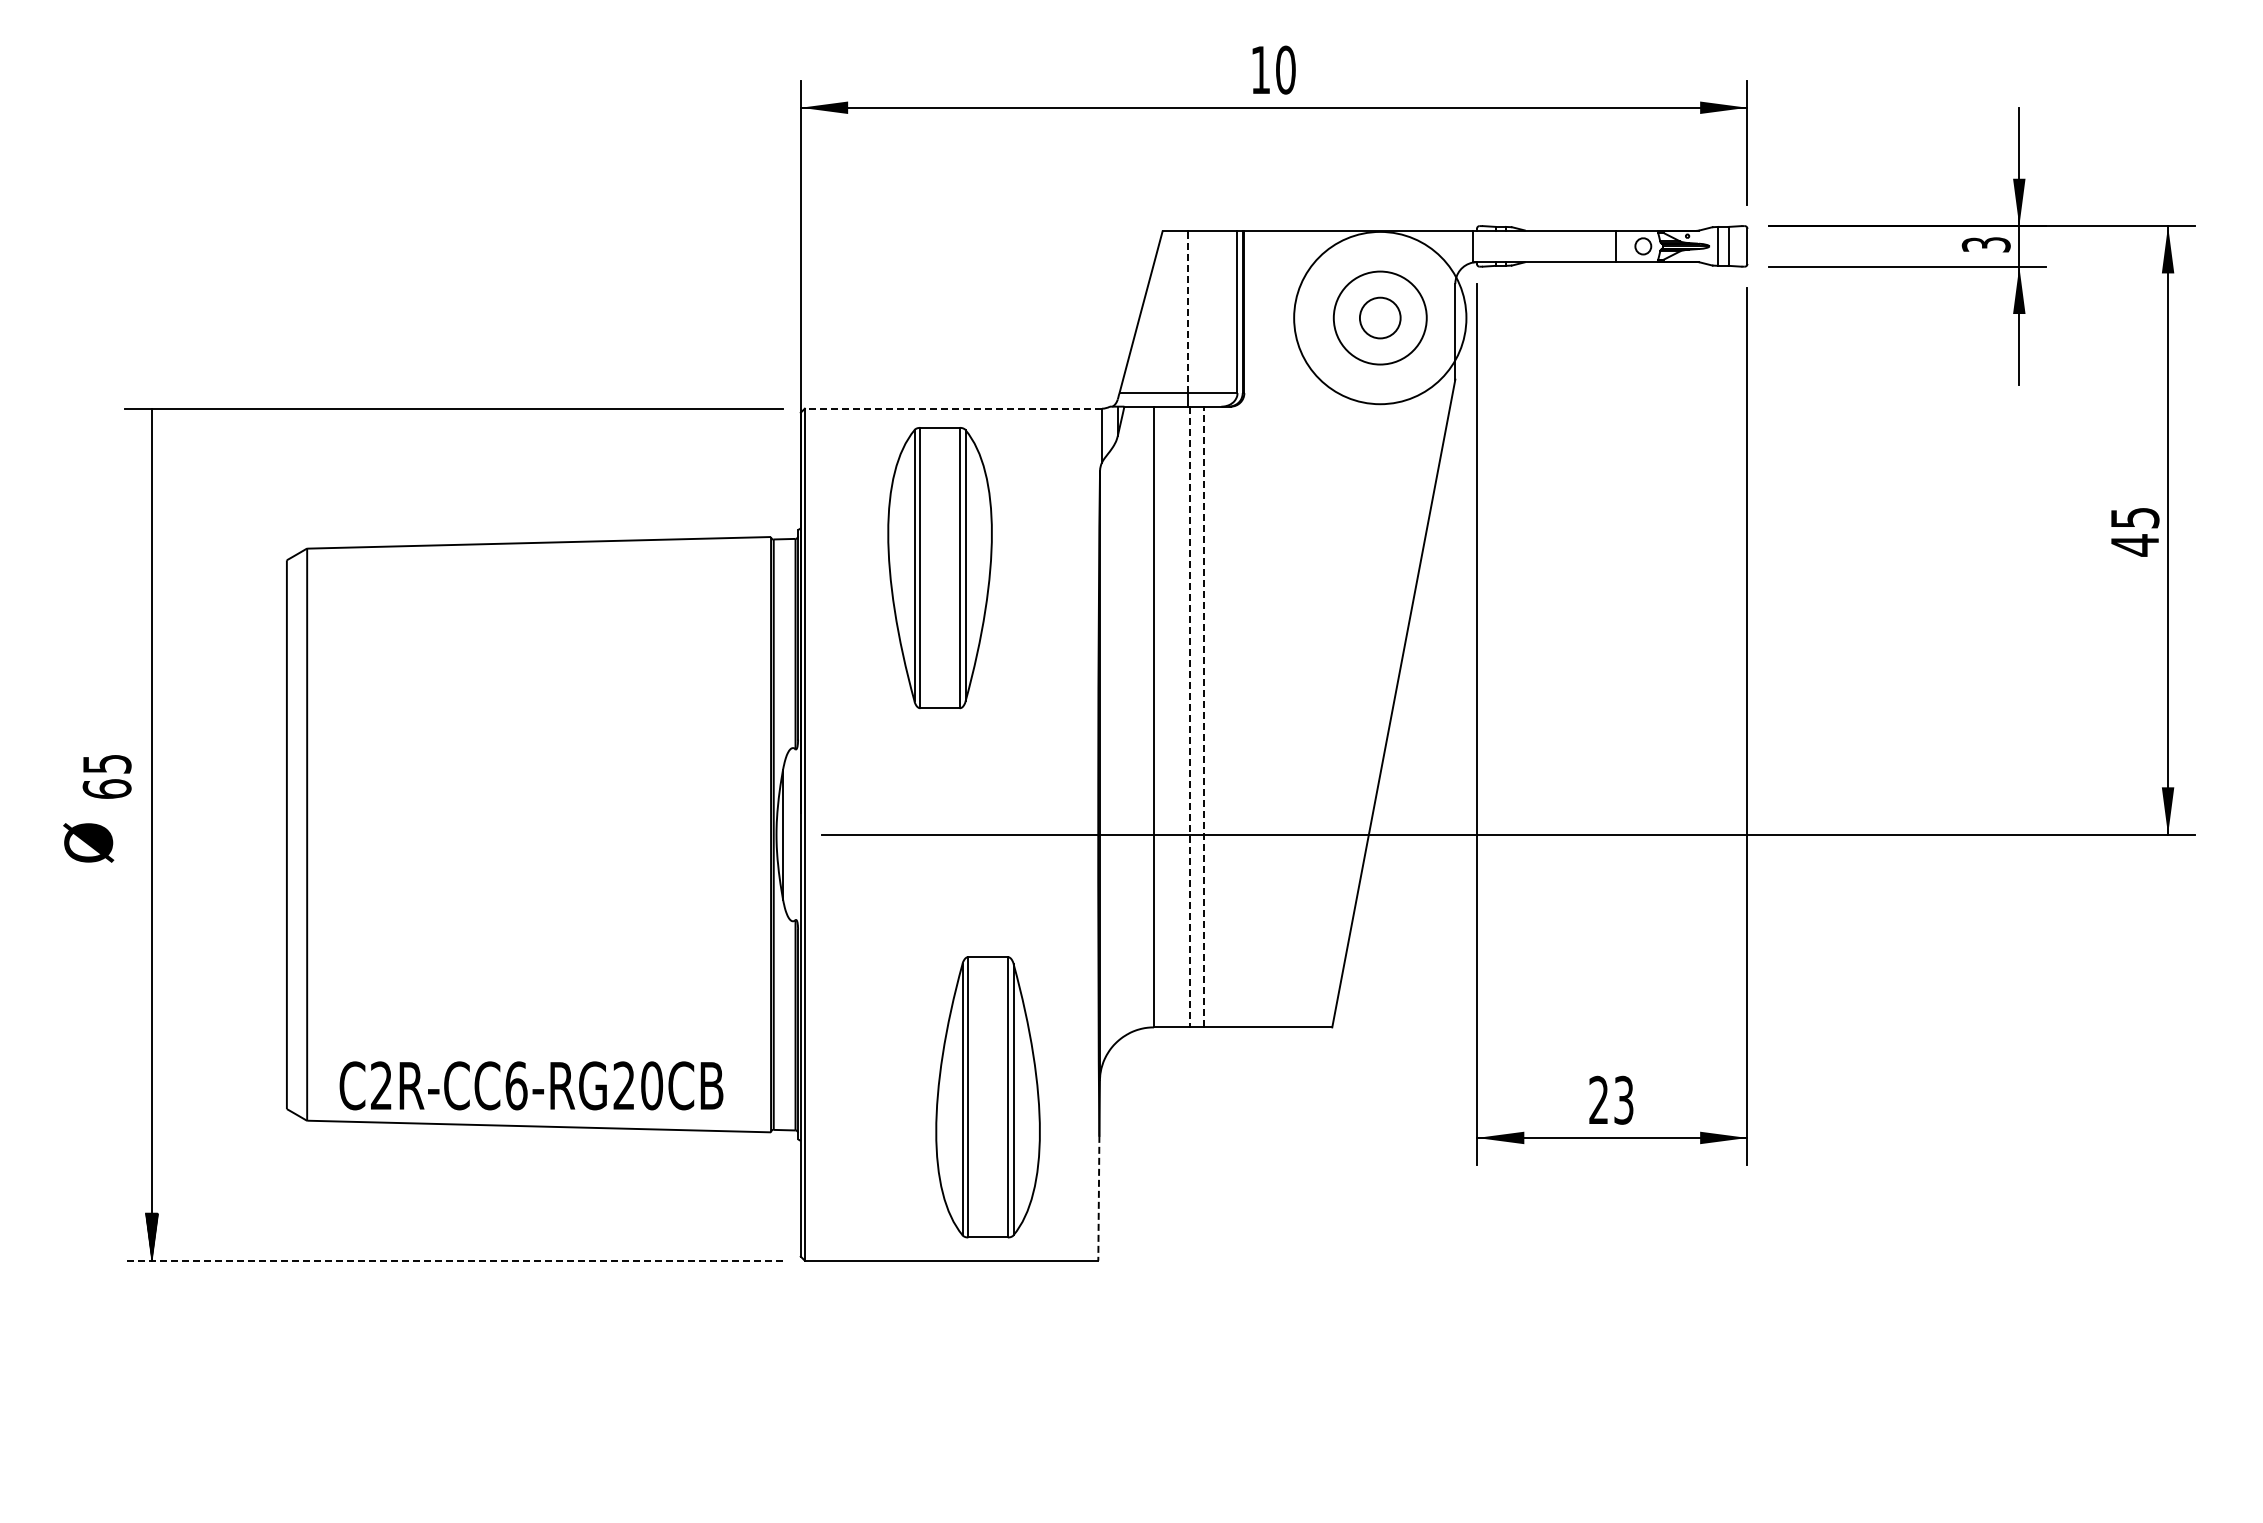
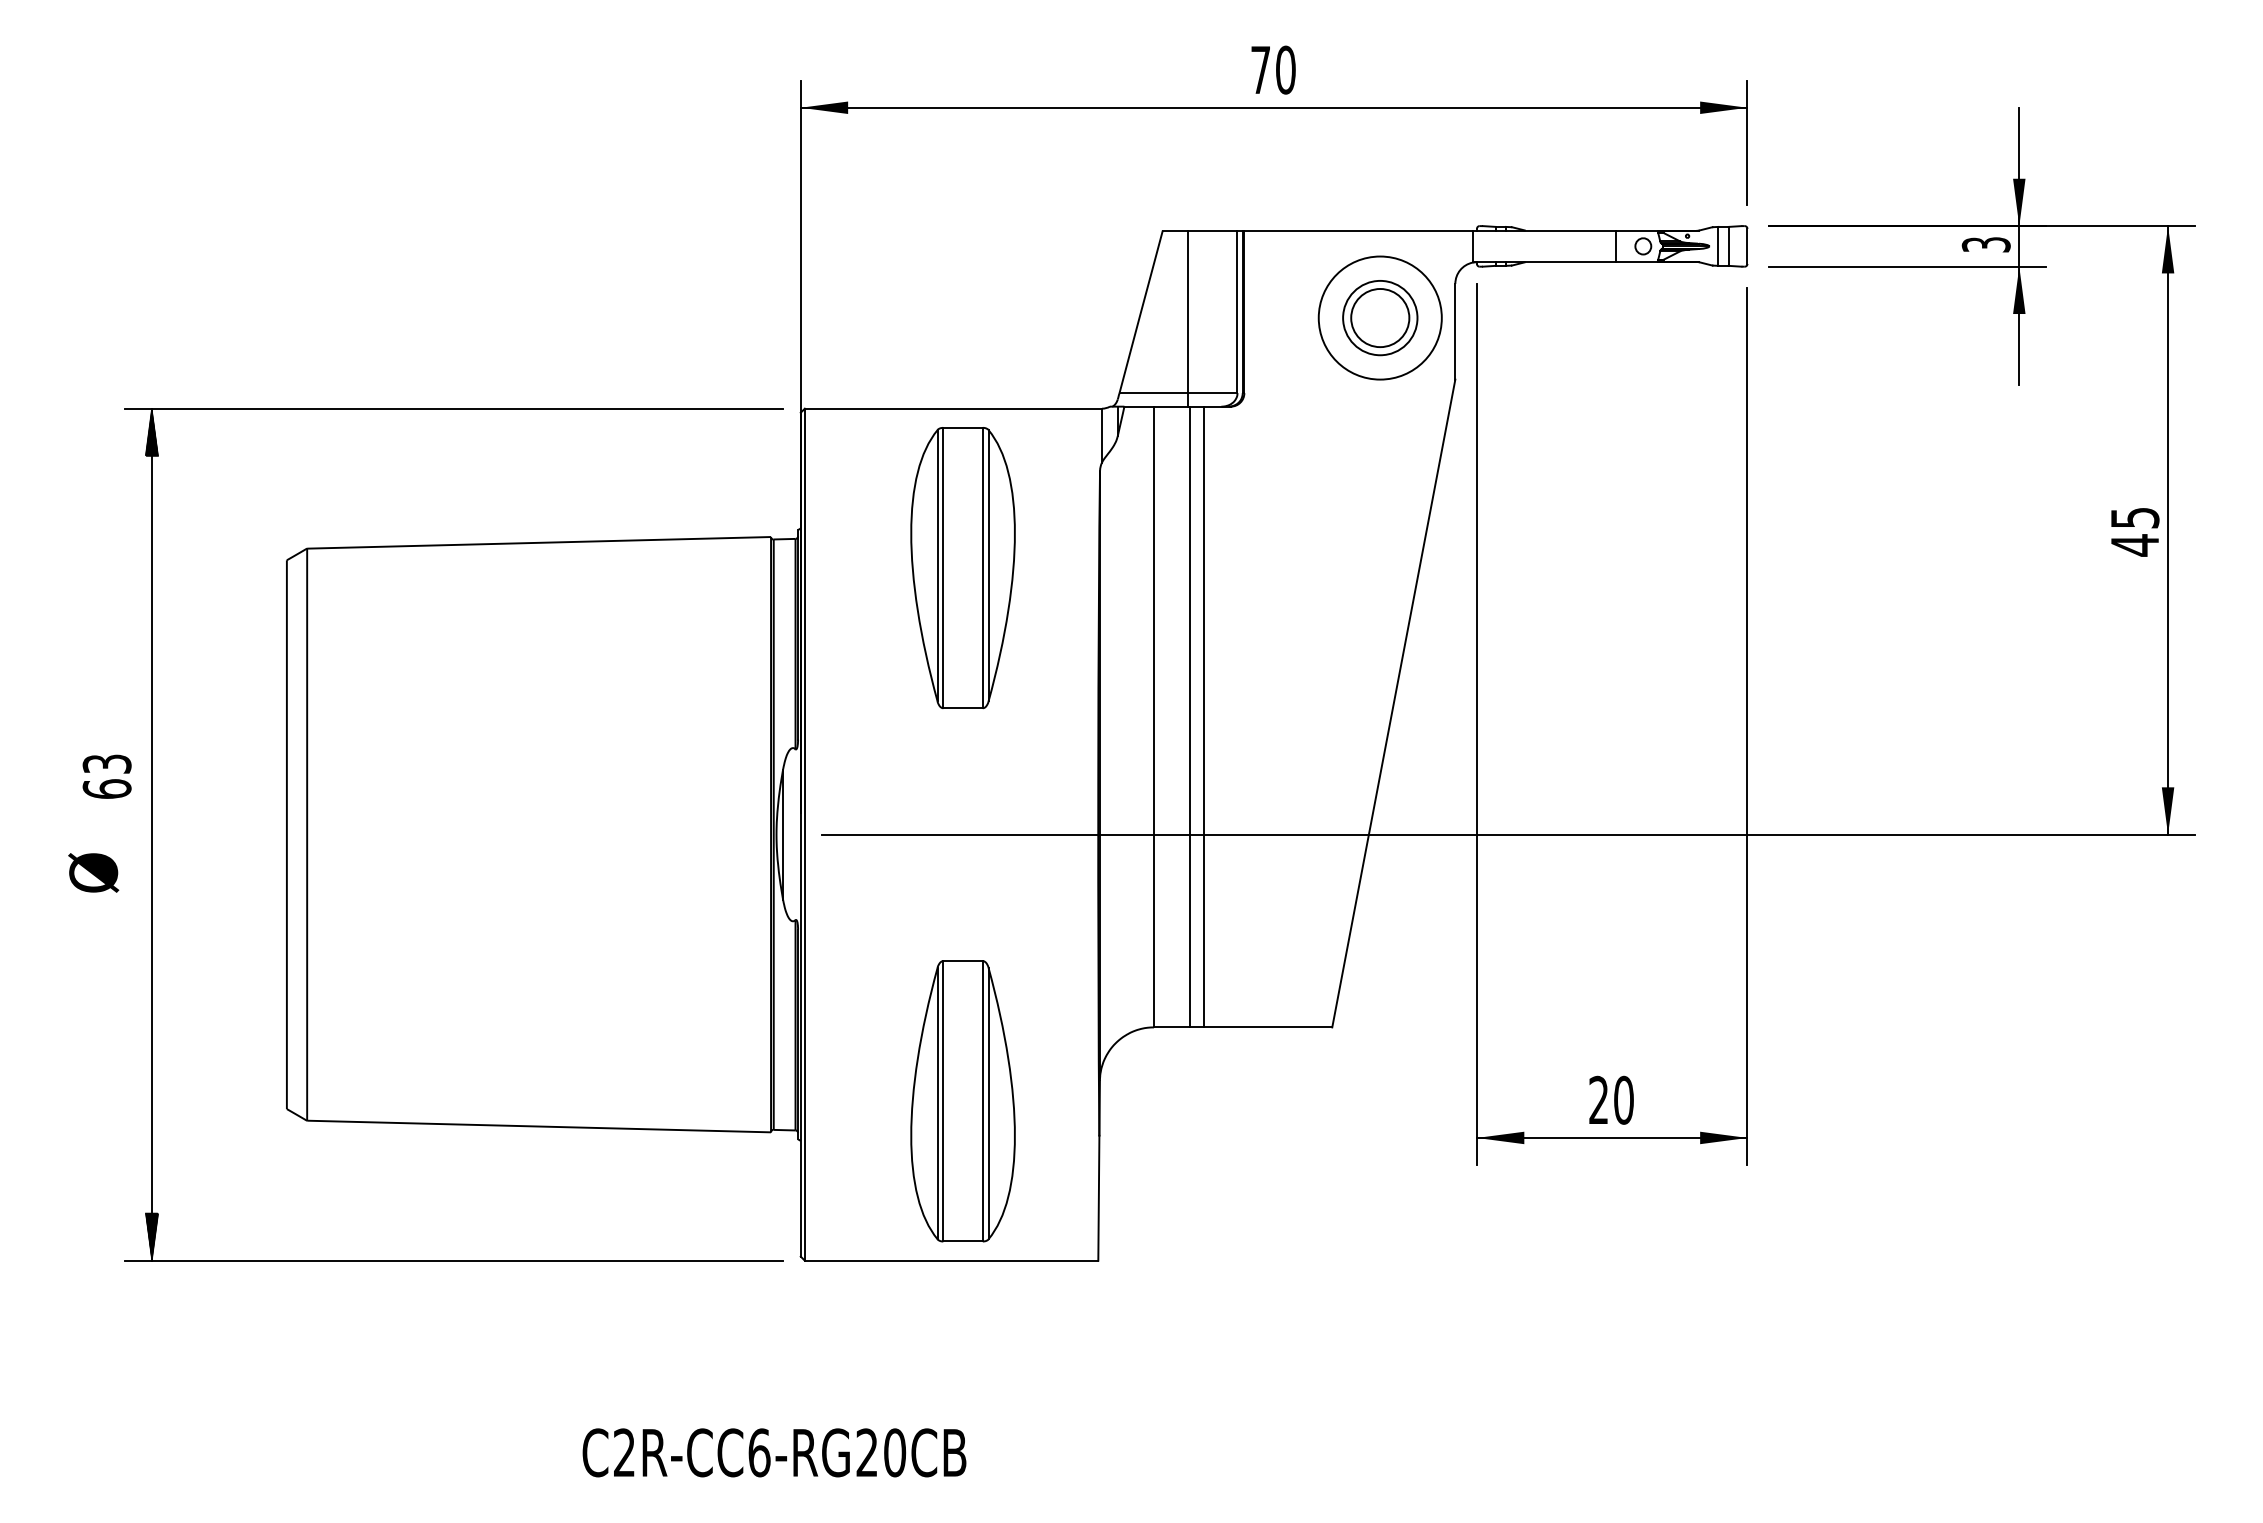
text: 10 -> 70 (1260, 69)
line: dashed -> solid (1187, 311)
circle diameter: 41 px -> 58 px (1380, 318)
circle diameter: 93 px -> 74 px (1380, 317)
circle diameter: 172 px -> 123 px (1379, 317)
line: dashed -> solid (953, 408)
hatch: none -> present (151, 432)
part position: (939, 568) -> (962, 568) (962, 568)
line: dashed -> solid (1203, 716)
line: dashed -> solid (1190, 717)
text: 65 -> 63 (106, 763)
text position: (88, 842) -> (93, 872) (93, 872)
text position: (531, 1085) -> (774, 1452) (774, 1452)
part position: (987, 1097) -> (962, 1101) (962, 1101)
text: 23 -> 20 (1623, 1099)
line: dashed -> solid (1098, 1198)
line: dashed -> solid (453, 1260)
